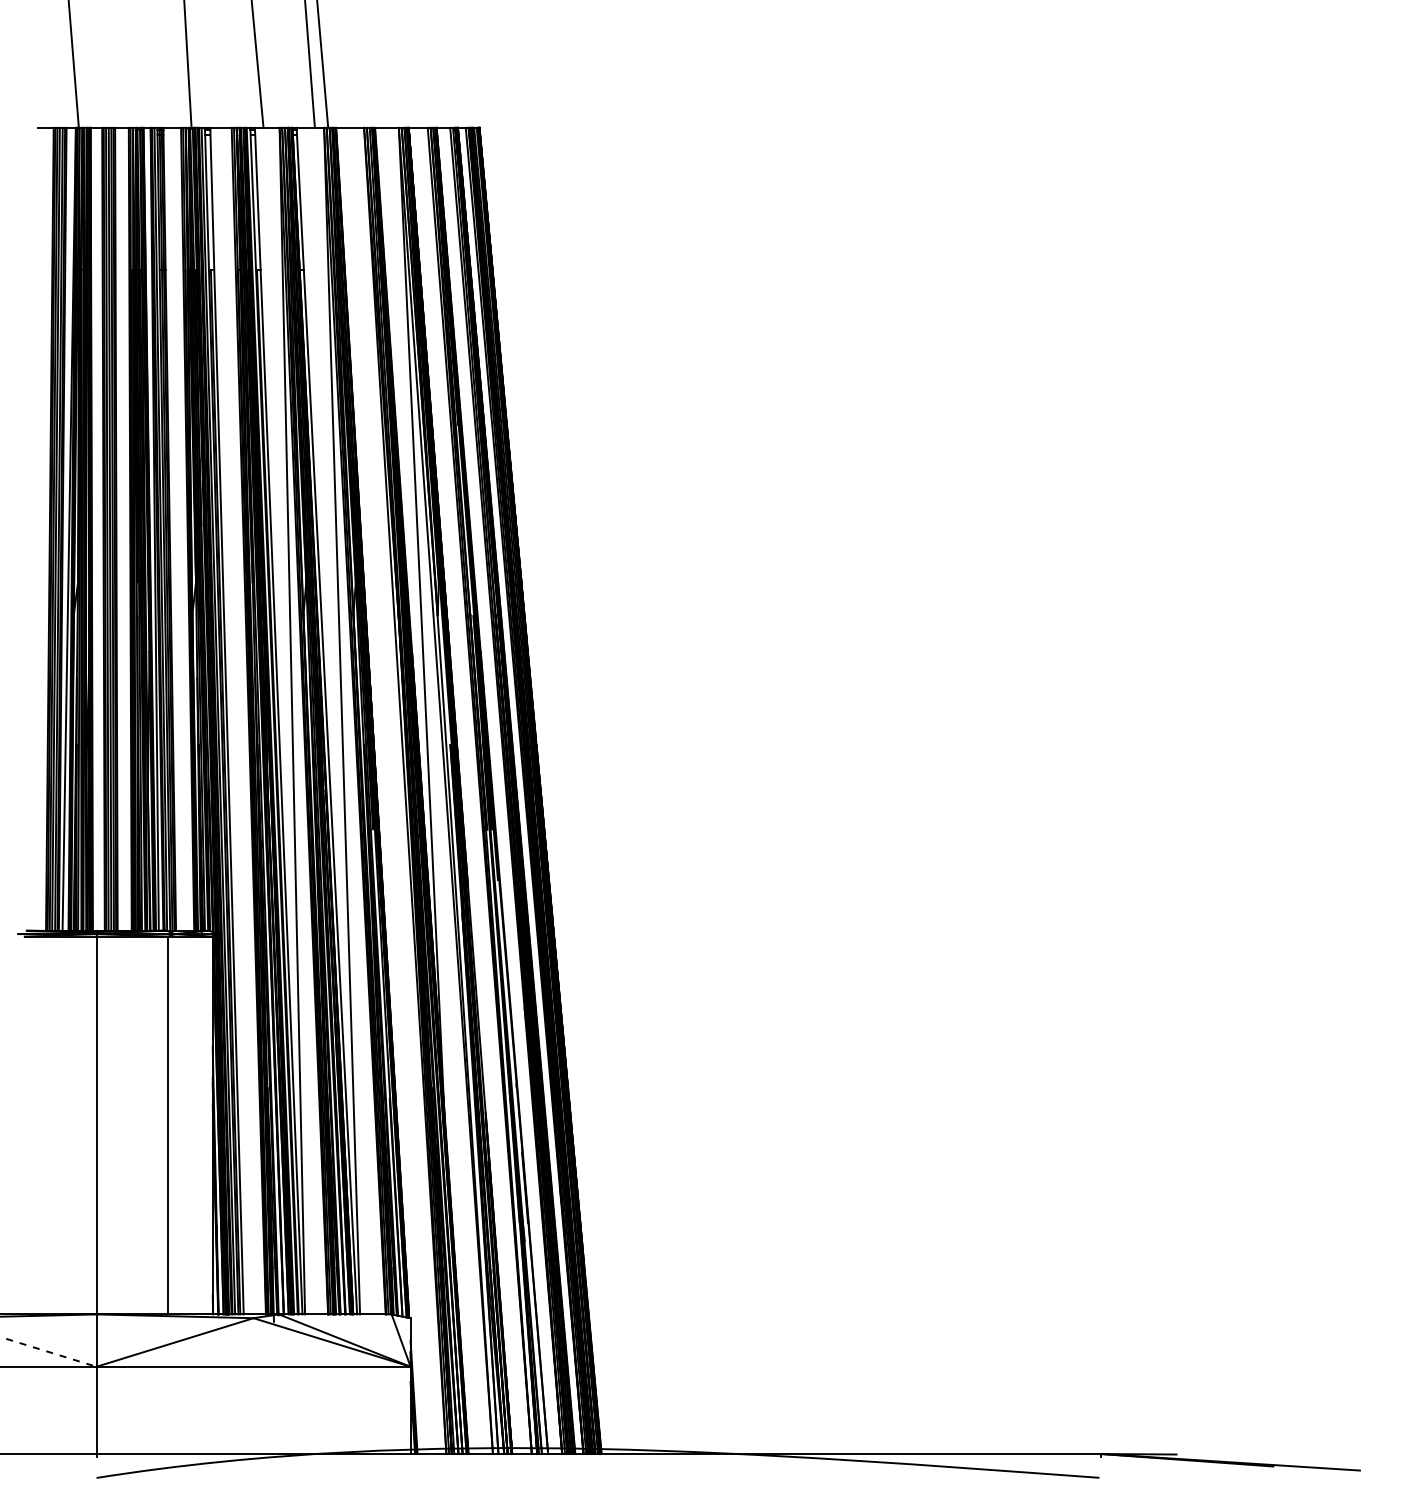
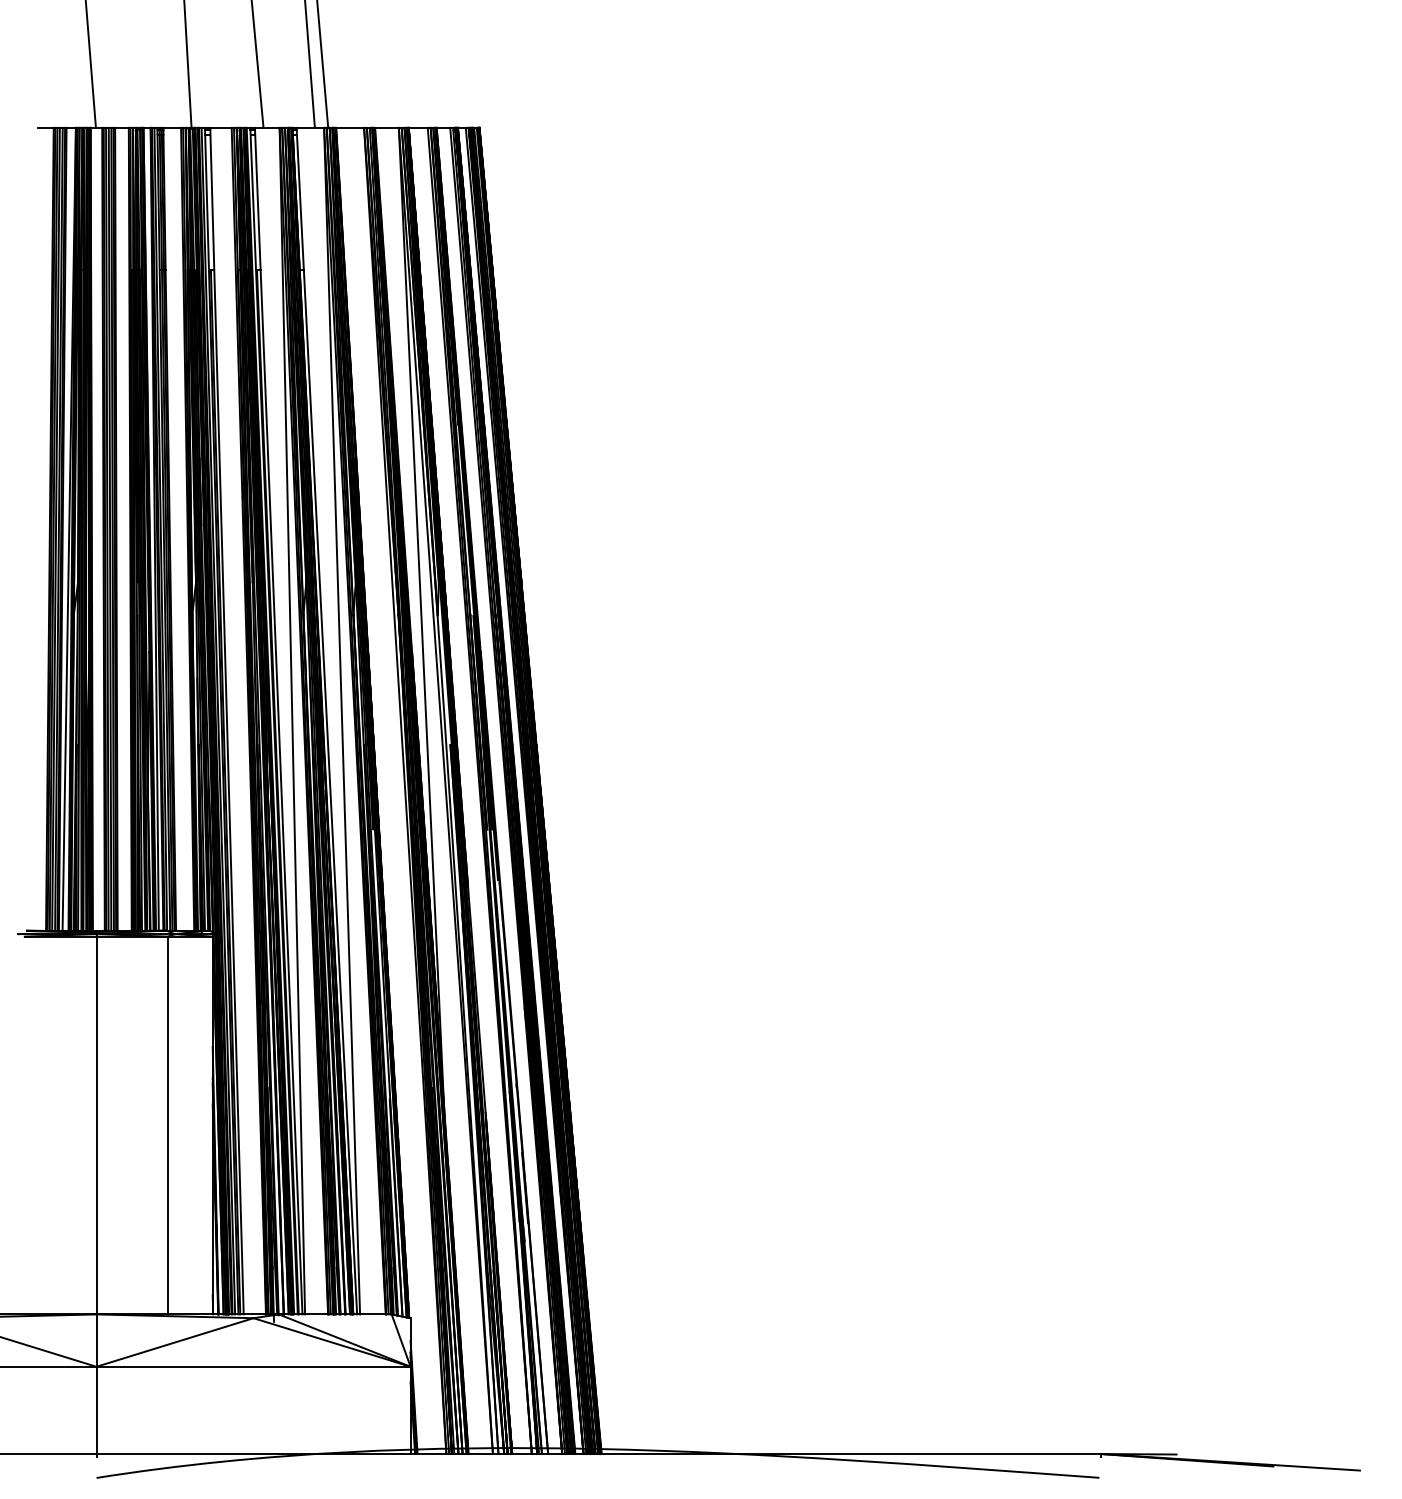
line position: (73, 65) -> (90, 64) (90, 64)
line: dashed -> solid (48, 1352)
